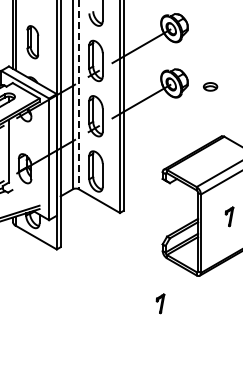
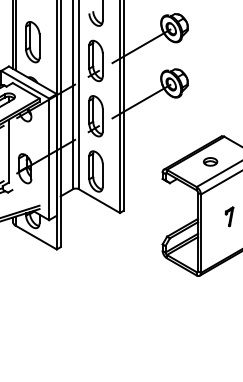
part size: 14x35 px -> 16x43 px (32, 42)
part position: (210, 86) -> (210, 161) (210, 161)
line: dashed -> solid (78, 95)
part: present -> none (160, 303)
